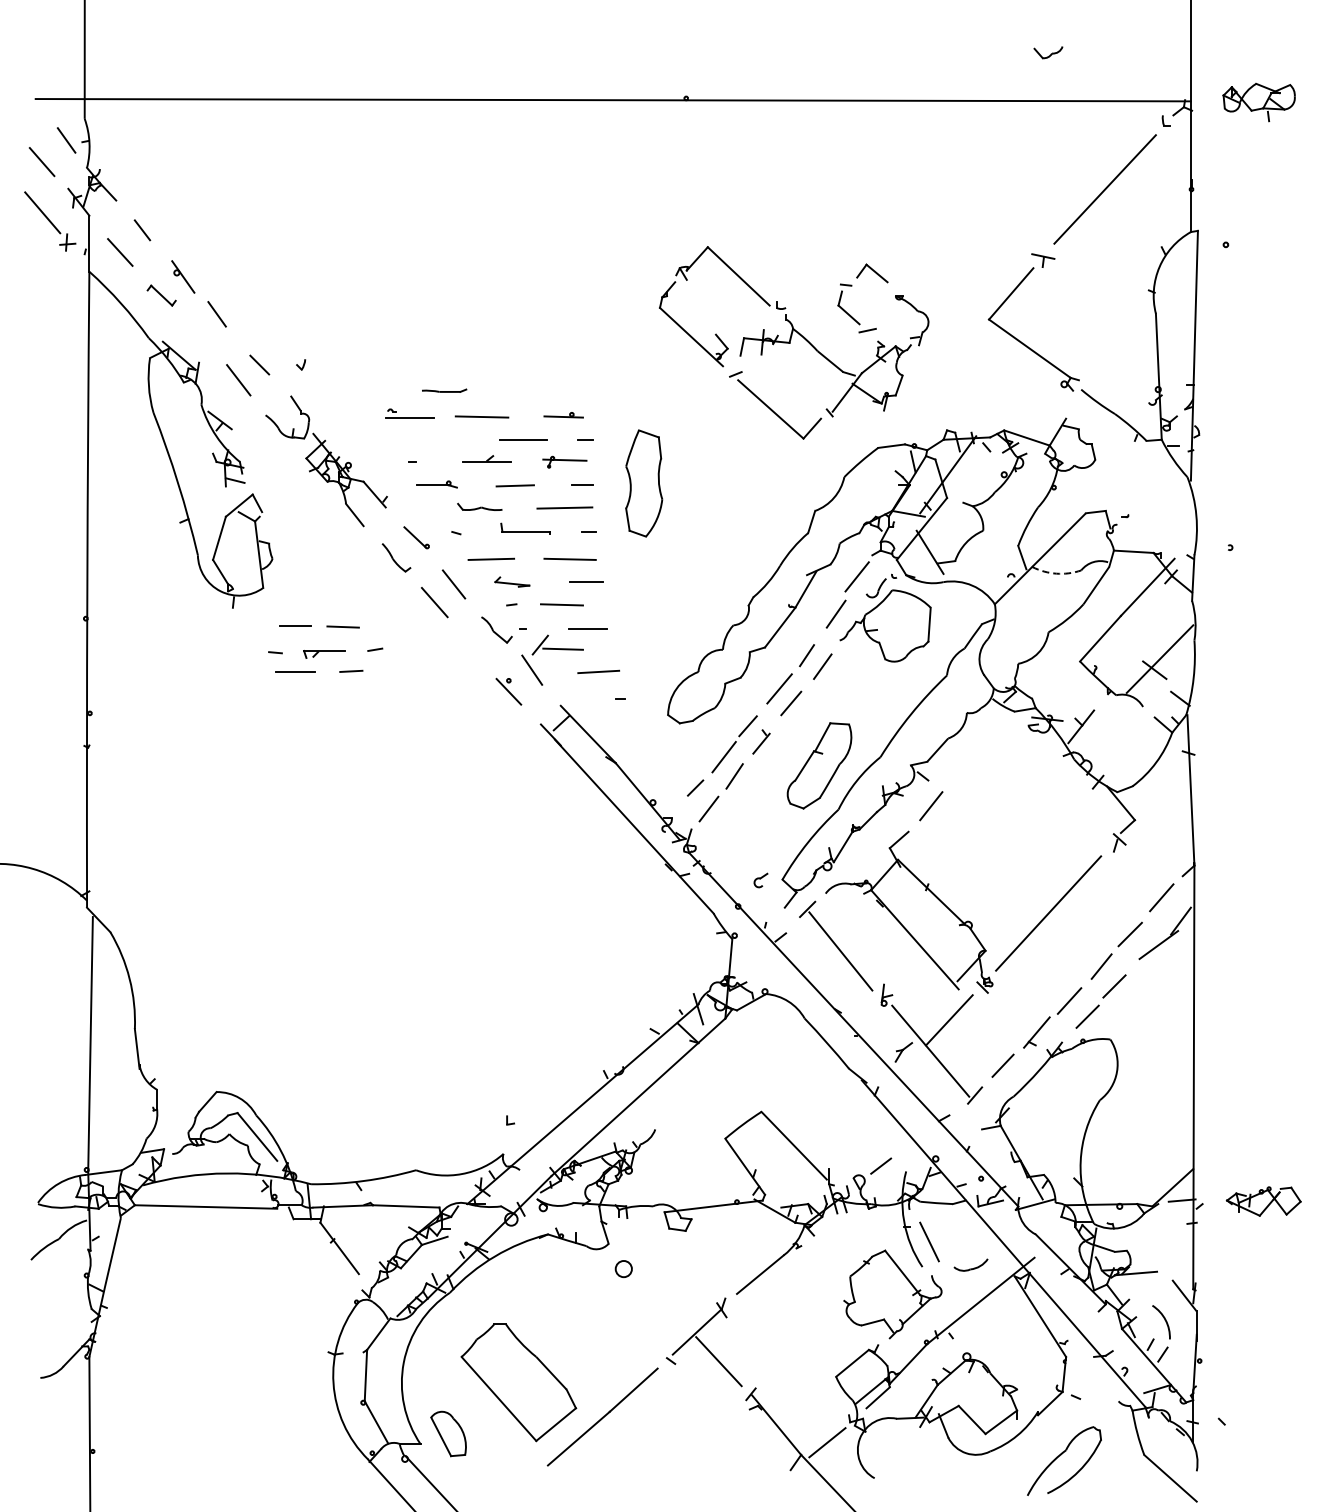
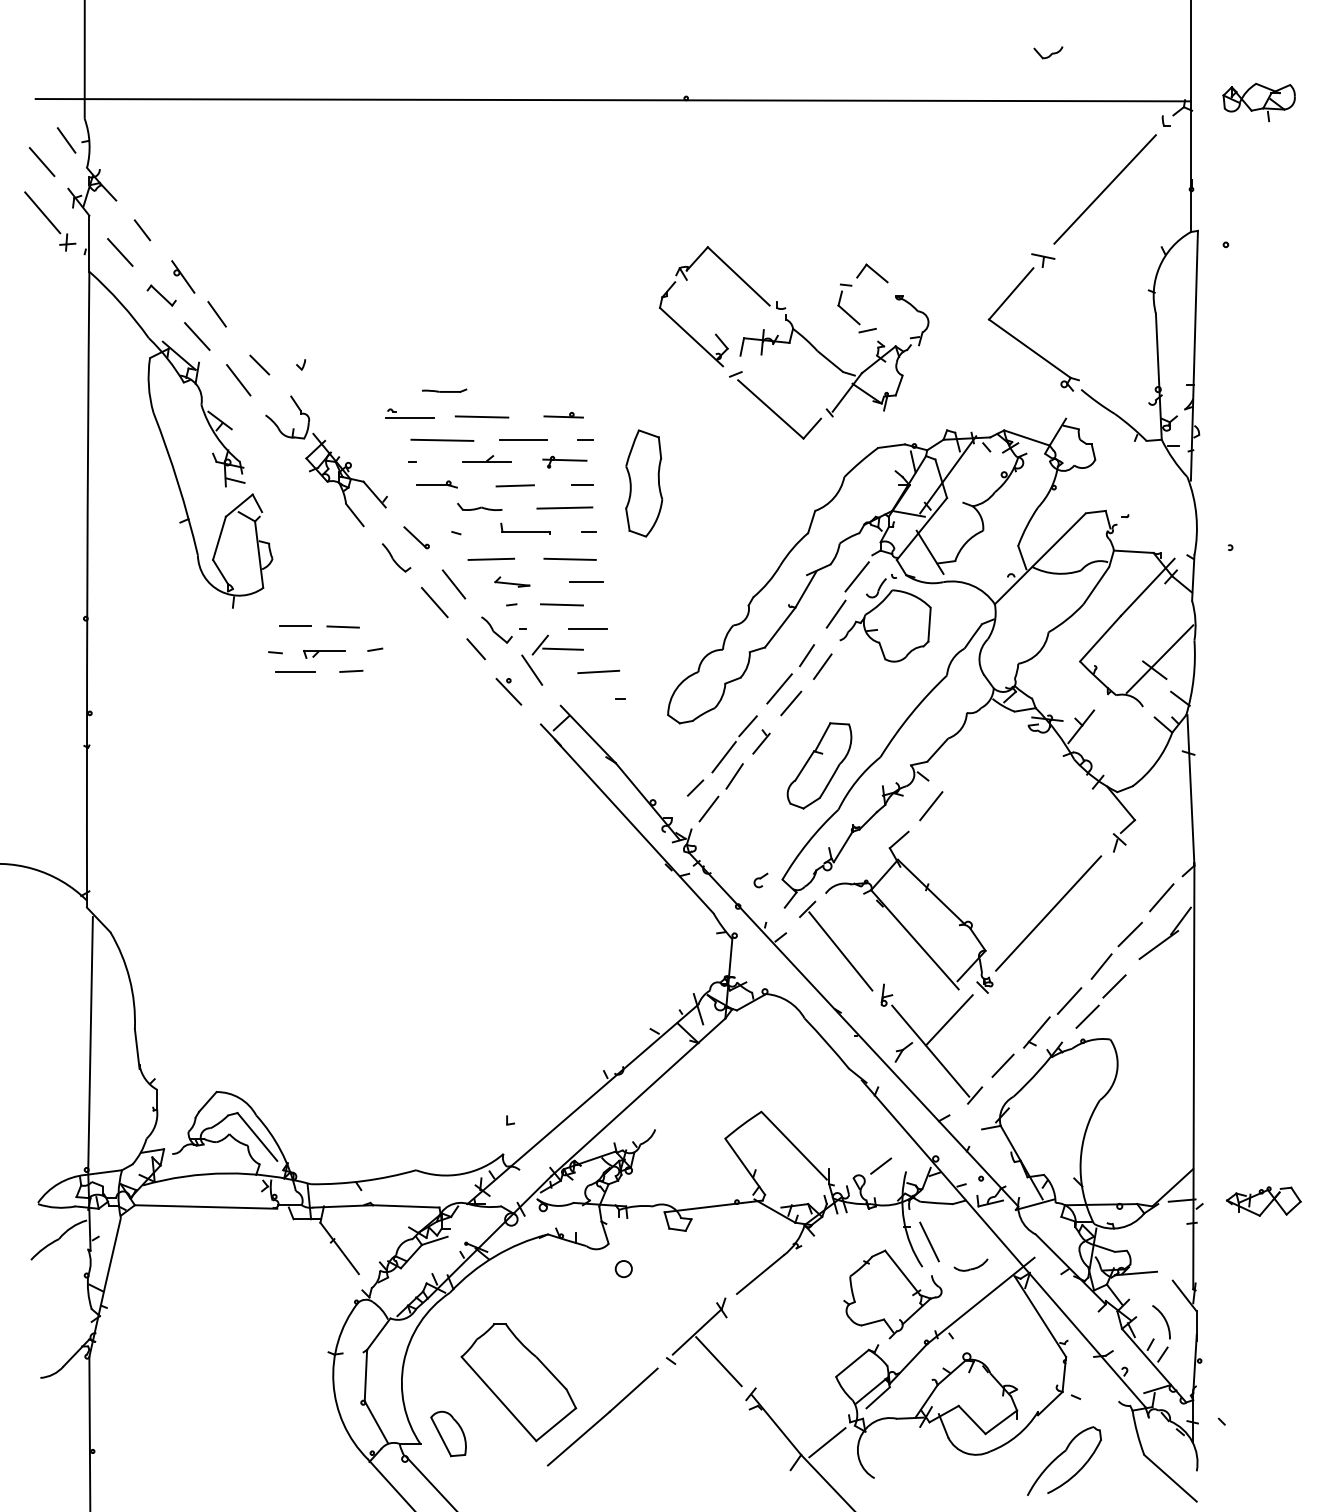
line: none -> present (197, 336)
line: none -> present (442, 439)
arc: dashed -> solid (1056, 573)
line: none -> present (475, 649)
